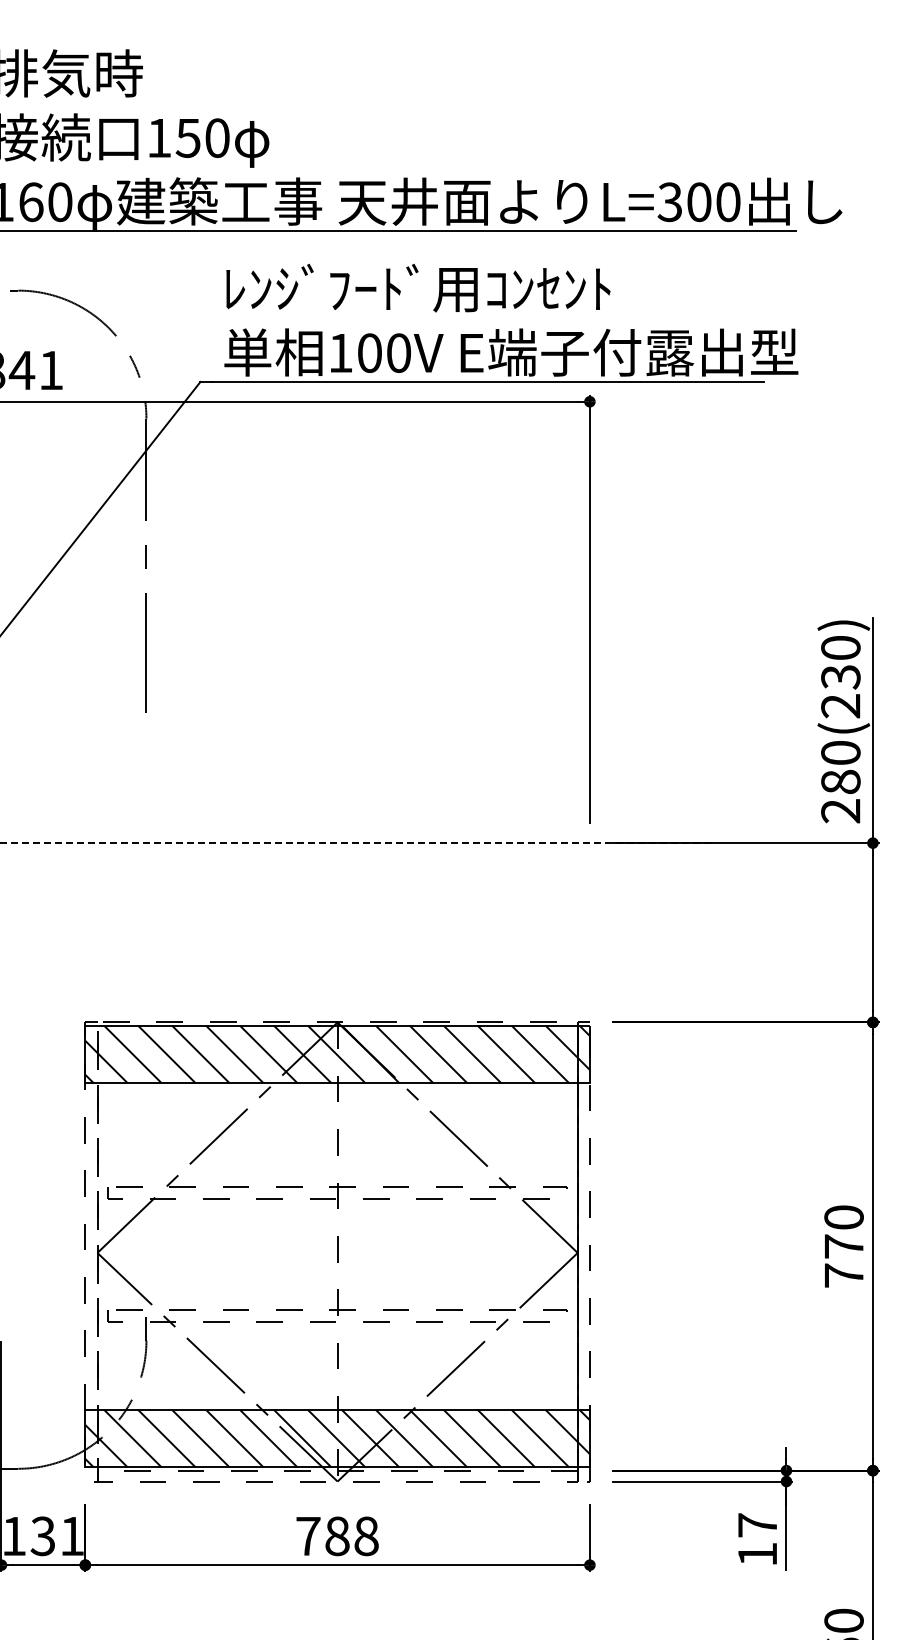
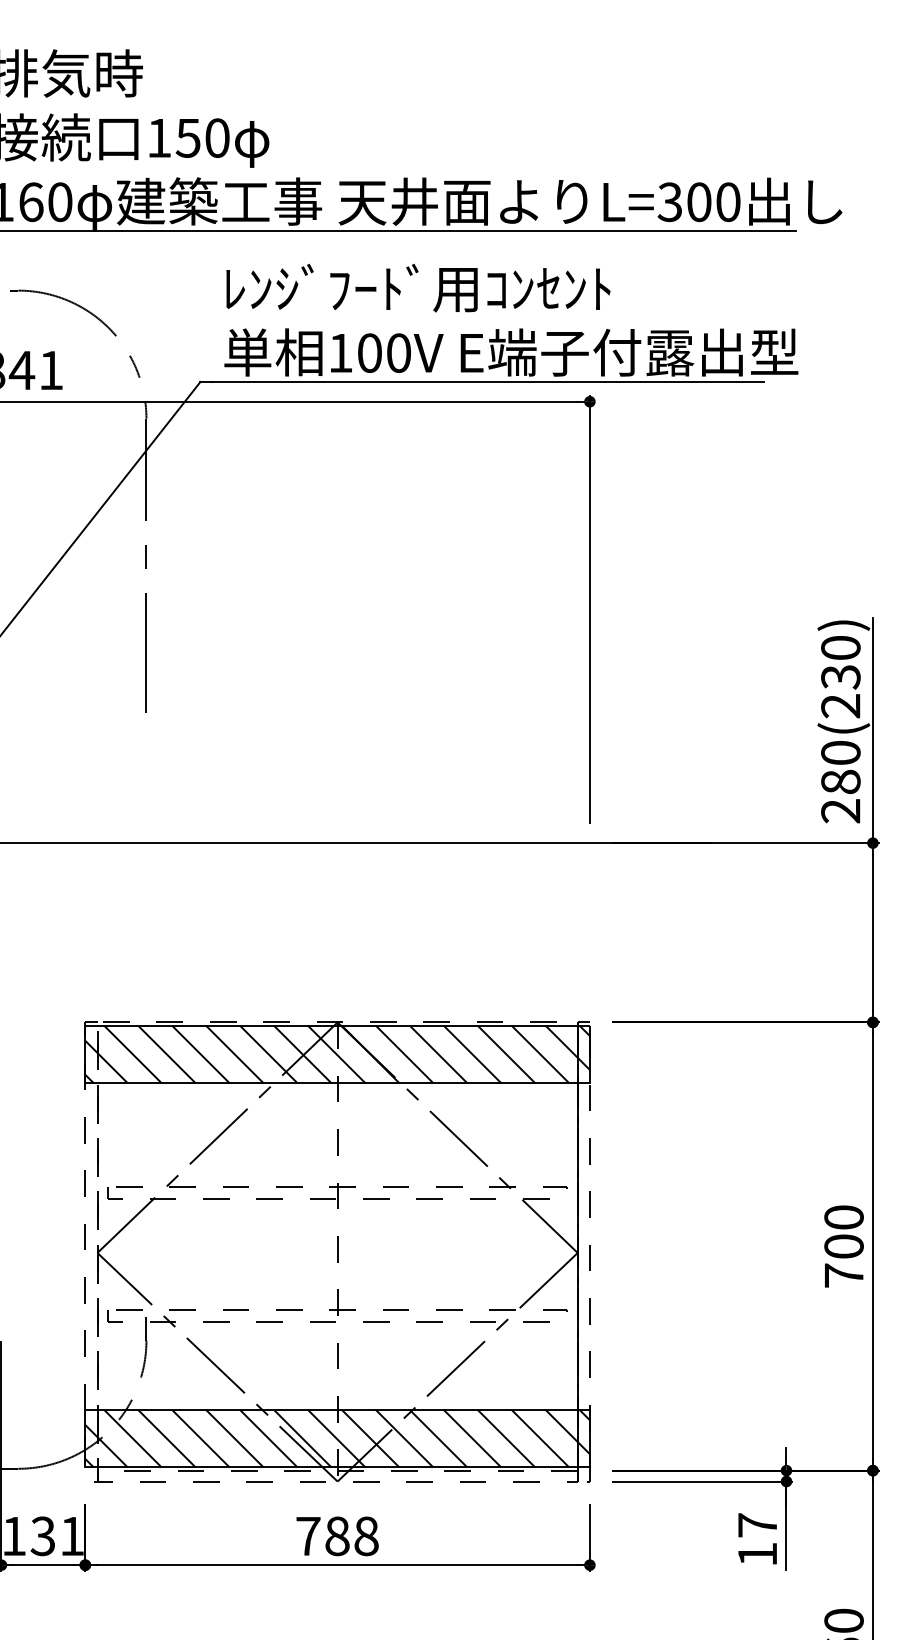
line: dashed -> solid (355, 843)
text: 770 -> 700 (843, 1246)
